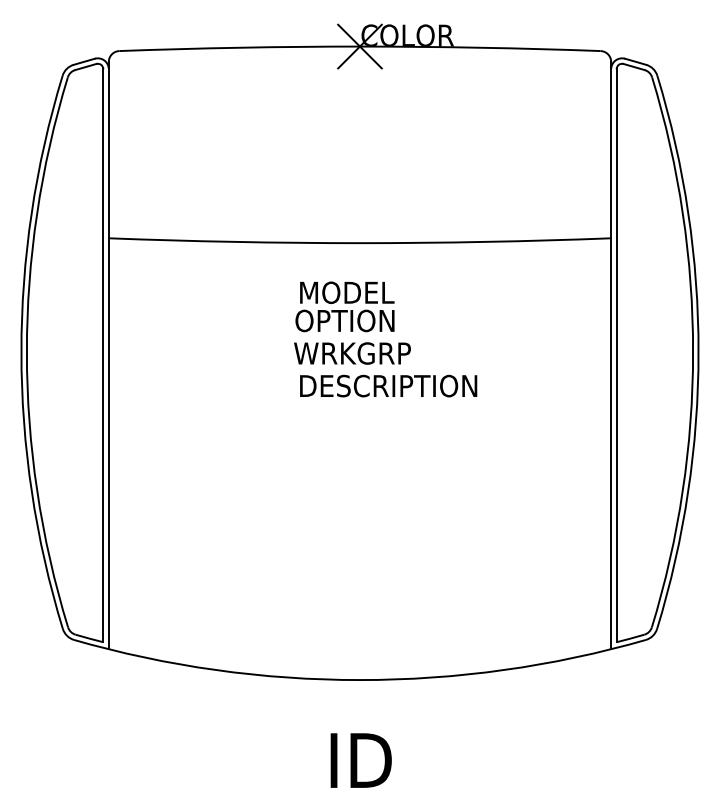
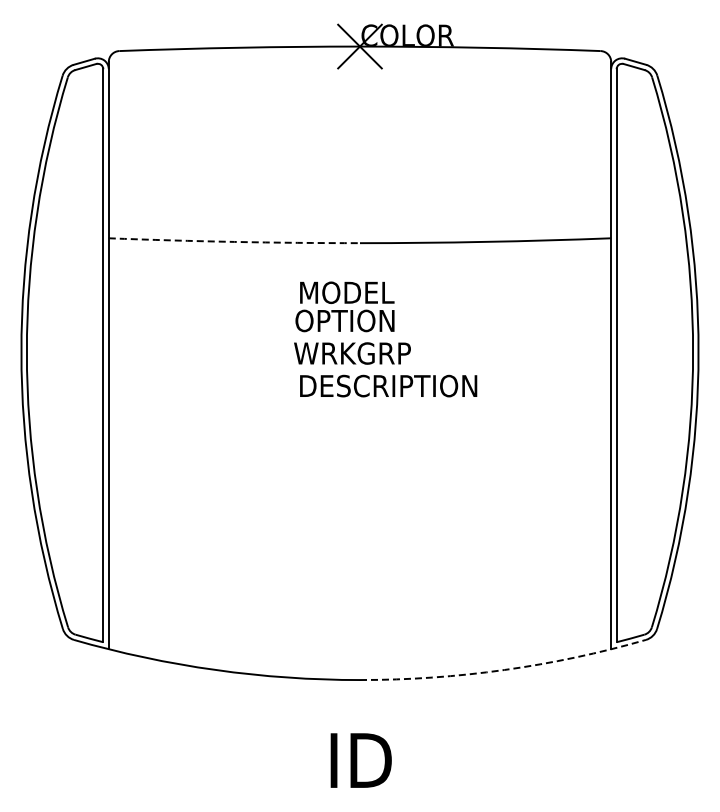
arc: solid -> dashed (234, 241)
arc: solid -> dashed (504, 670)
